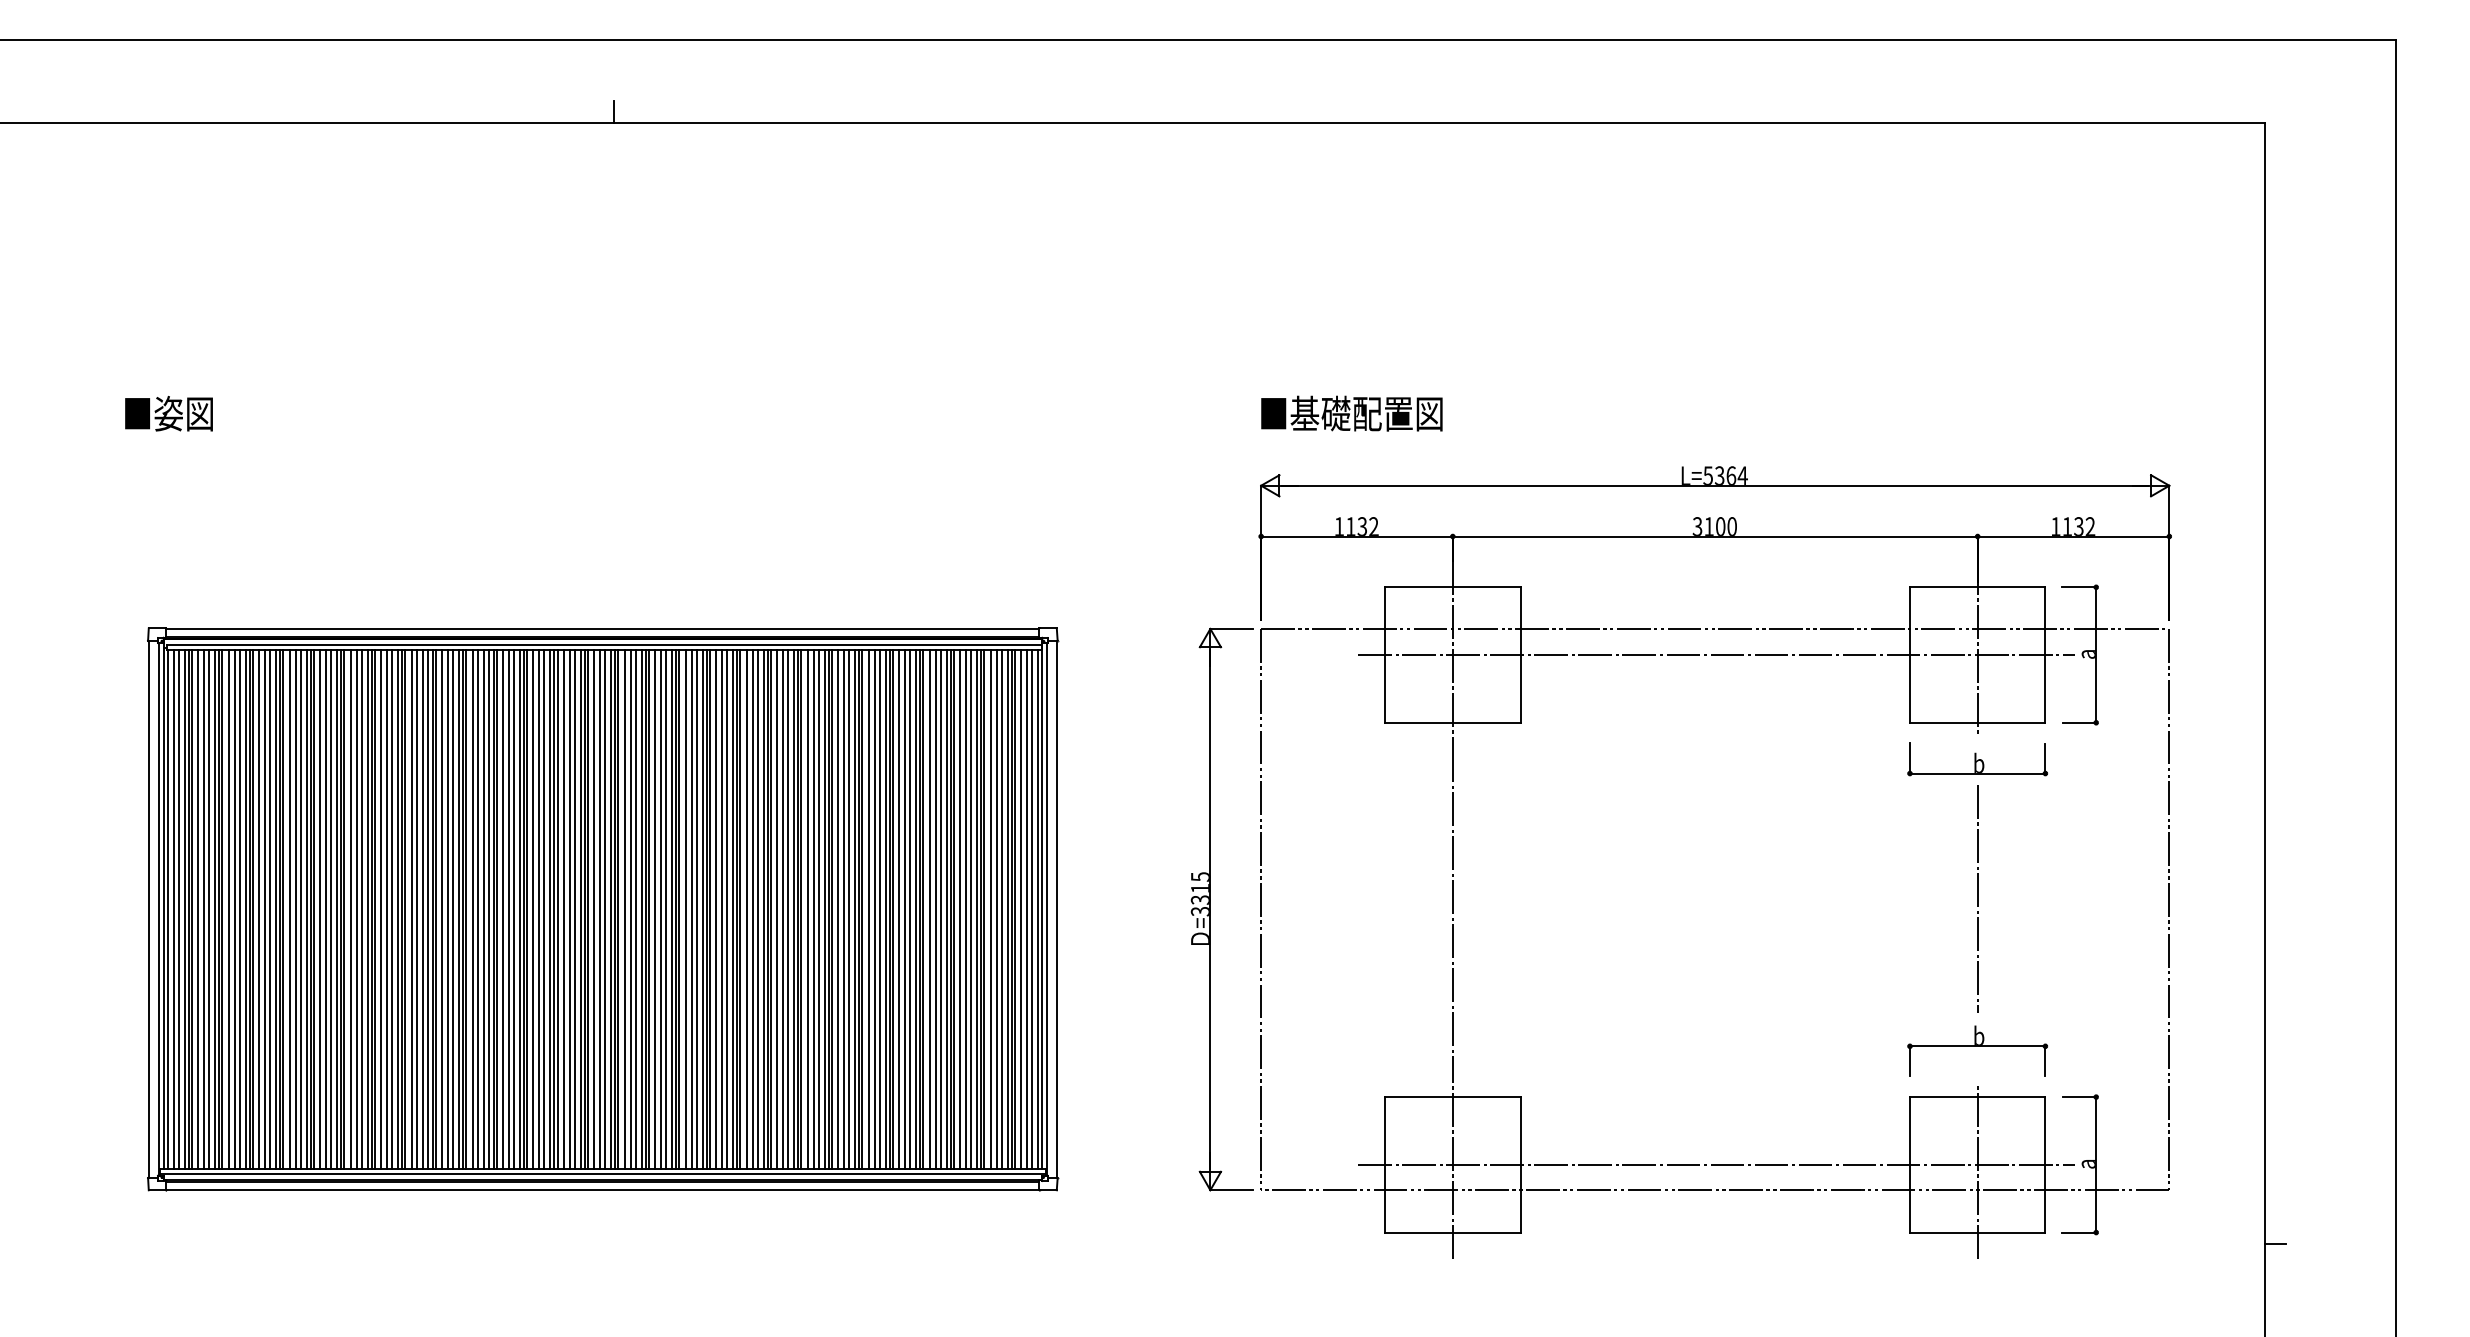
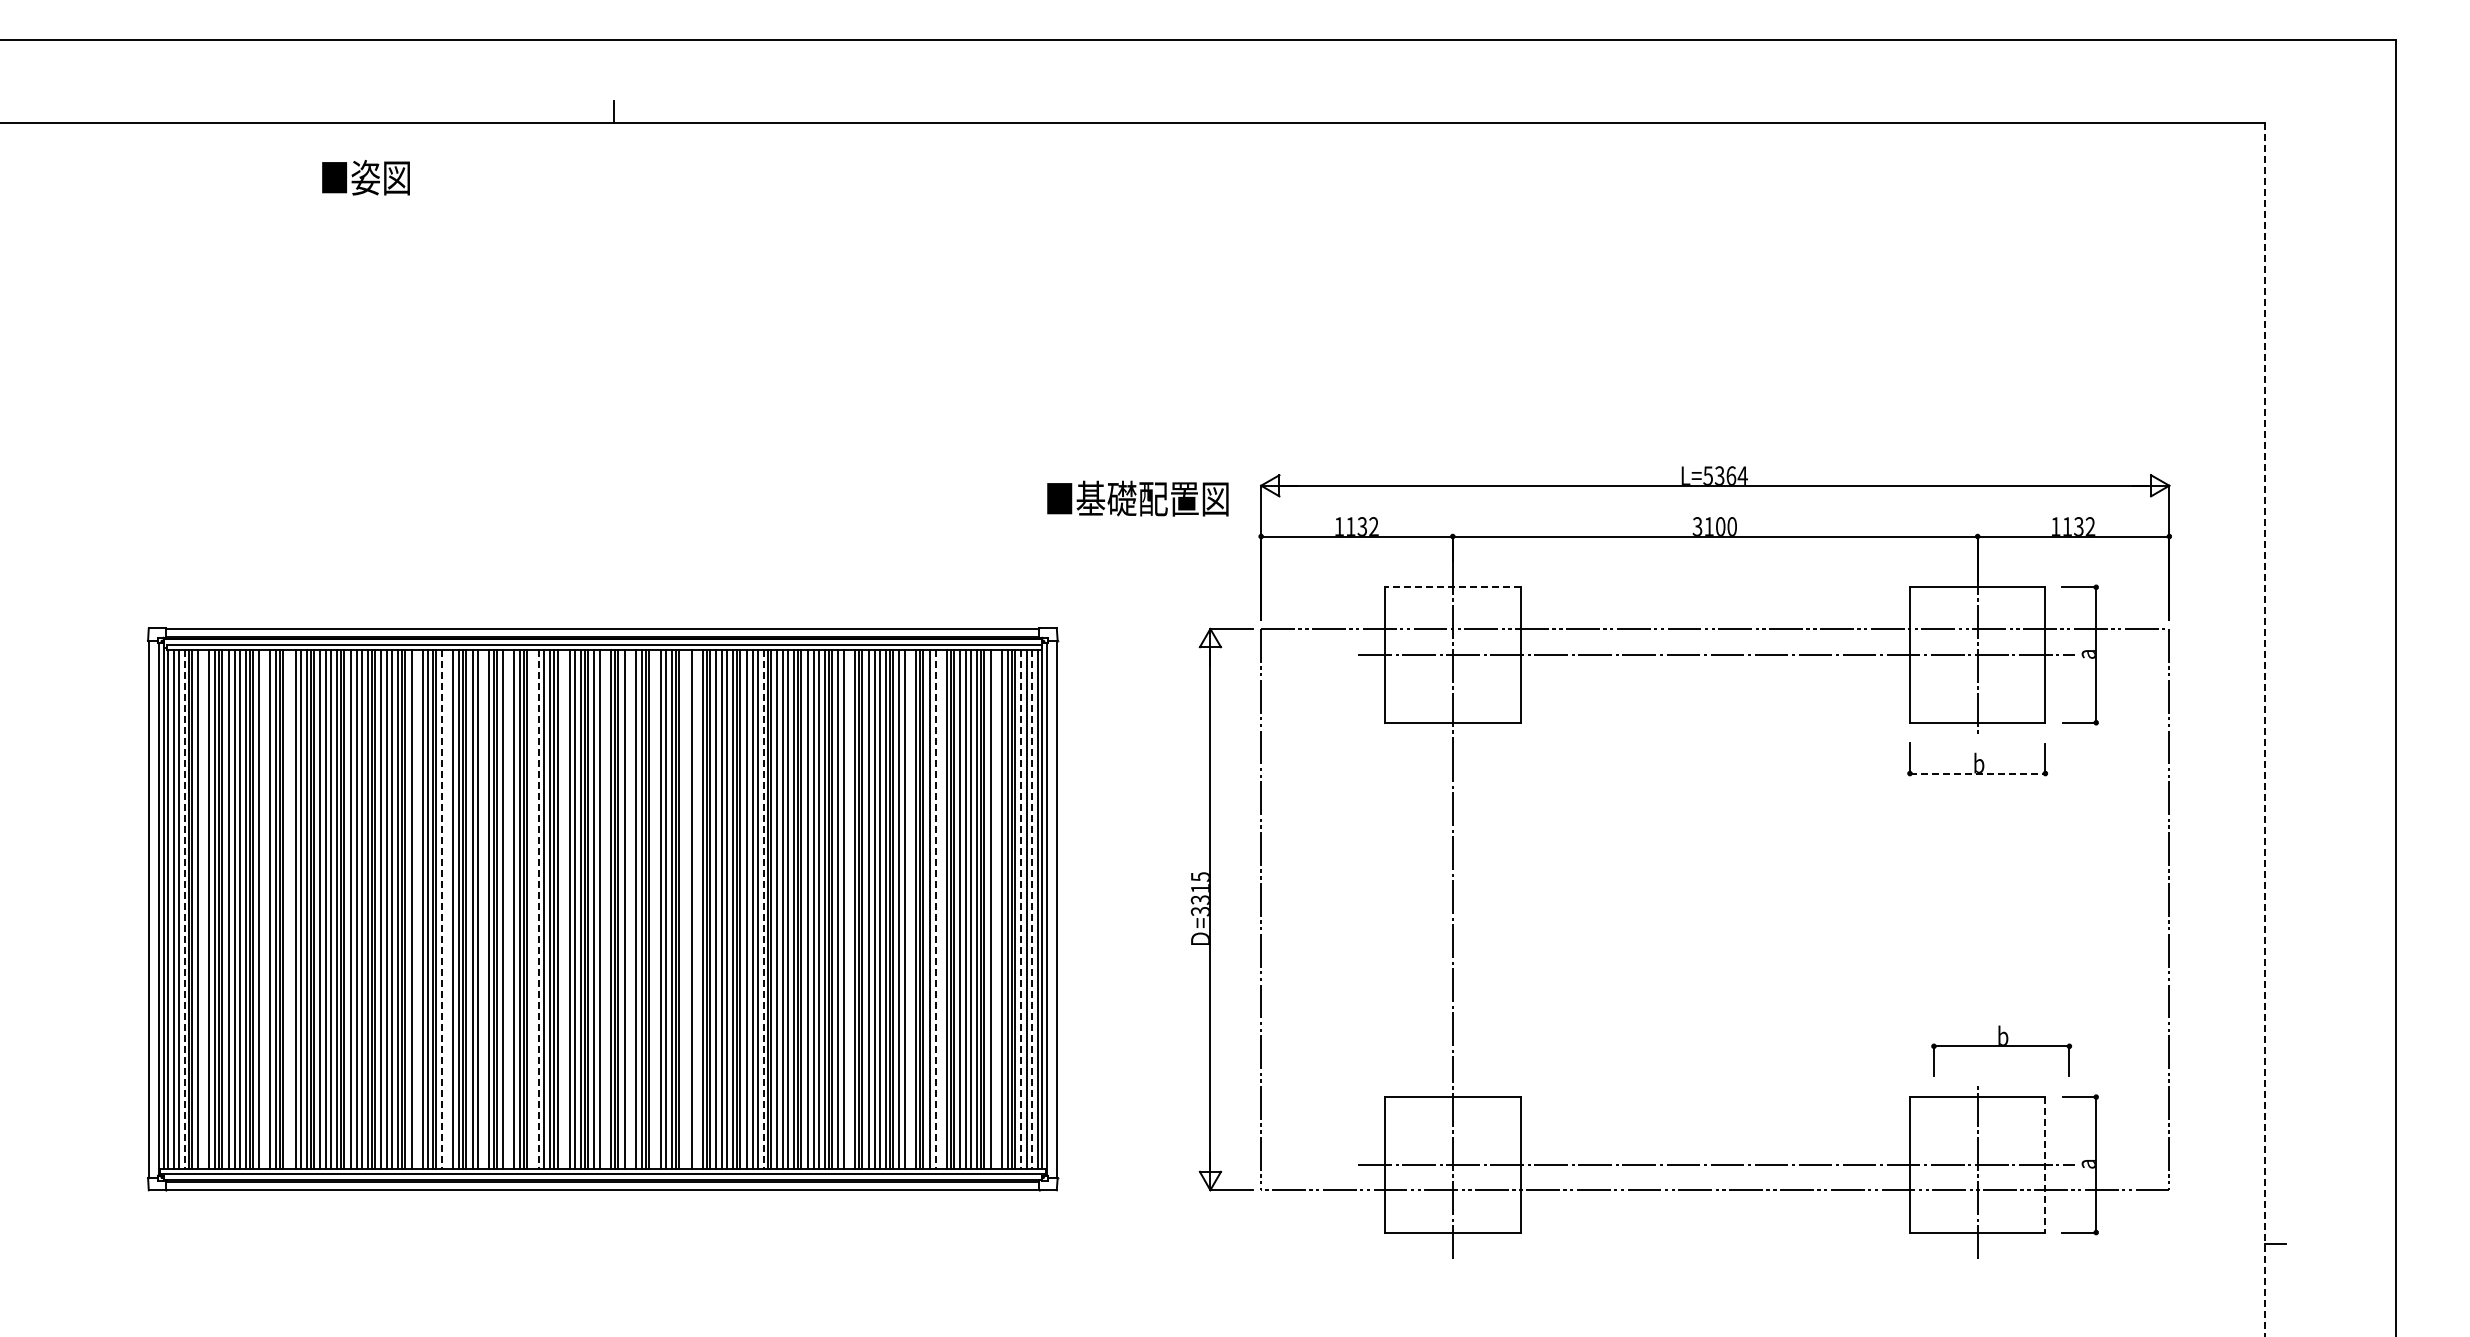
text position: (168, 413) -> (365, 177) (365, 177)
text position: (1351, 413) -> (1137, 498) (1137, 498)
line: solid -> dashed (1452, 587)
line: solid -> dashed (2264, 729)
line: solid -> dashed (1977, 773)
line: present -> none (1977, 898)
line: present -> none (204, 909)
line: present -> none (265, 909)
line: present -> none (289, 909)
line: present -> none (417, 909)
line: present -> none (447, 909)
line: present -> none (483, 909)
line: present -> none (508, 909)
line: present -> none (533, 909)
line: present -> none (563, 909)
line: present -> none (605, 909)
line: present -> none (630, 909)
line: present -> none (655, 909)
line: present -> none (685, 909)
line: present -> none (696, 909)
line: present -> none (849, 909)
line: present -> none (910, 909)
line: present -> none (940, 909)
line: present -> none (996, 909)
line: solid -> dashed (184, 910)
line: solid -> dashed (442, 910)
line: solid -> dashed (539, 910)
line: solid -> dashed (763, 910)
line: solid -> dashed (935, 910)
line: solid -> dashed (1021, 910)
line: solid -> dashed (1032, 910)
part position: (1977, 1050) -> (2001, 1050) (2001, 1050)
line: solid -> dashed (2045, 1164)
